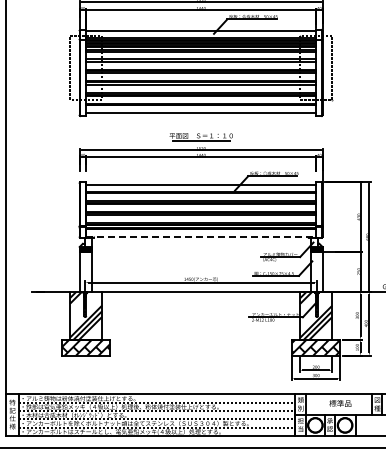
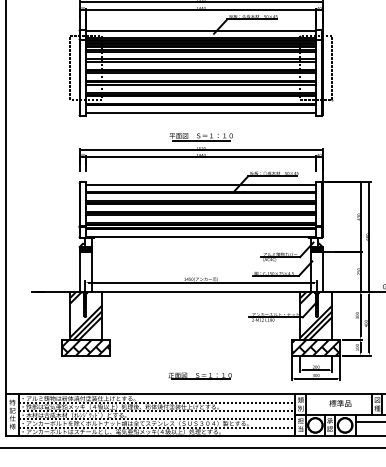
line: dashed -> solid (201, 236)
part: none -> present (199, 375)
line: none -> present (368, 421)
